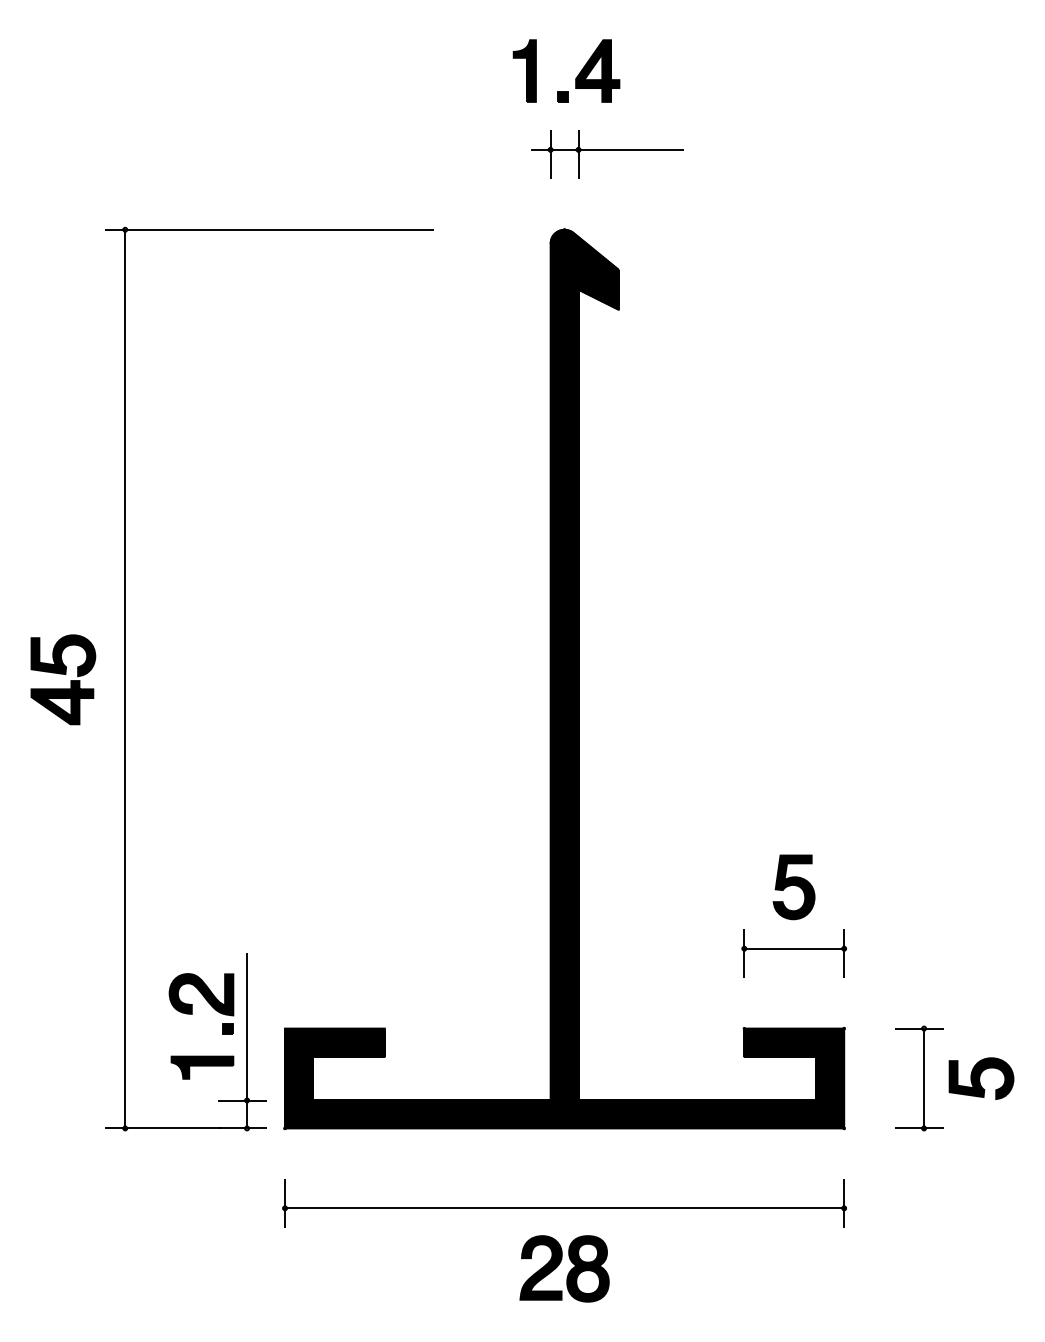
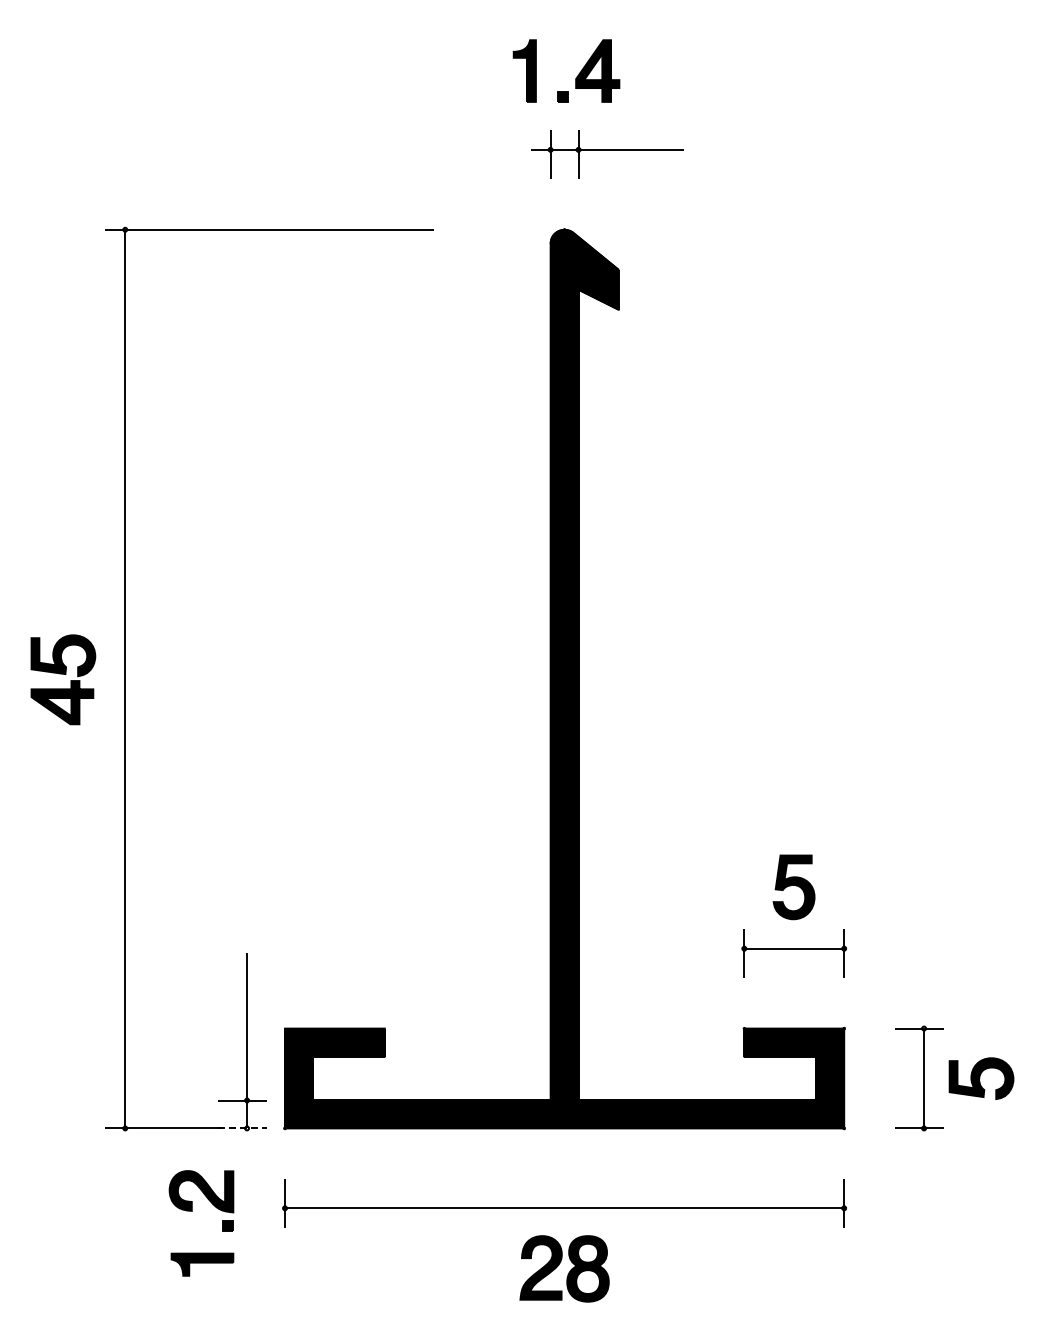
part position: (192, 1014) -> (192, 1211) (192, 1211)
line: solid -> dashed (242, 1128)
